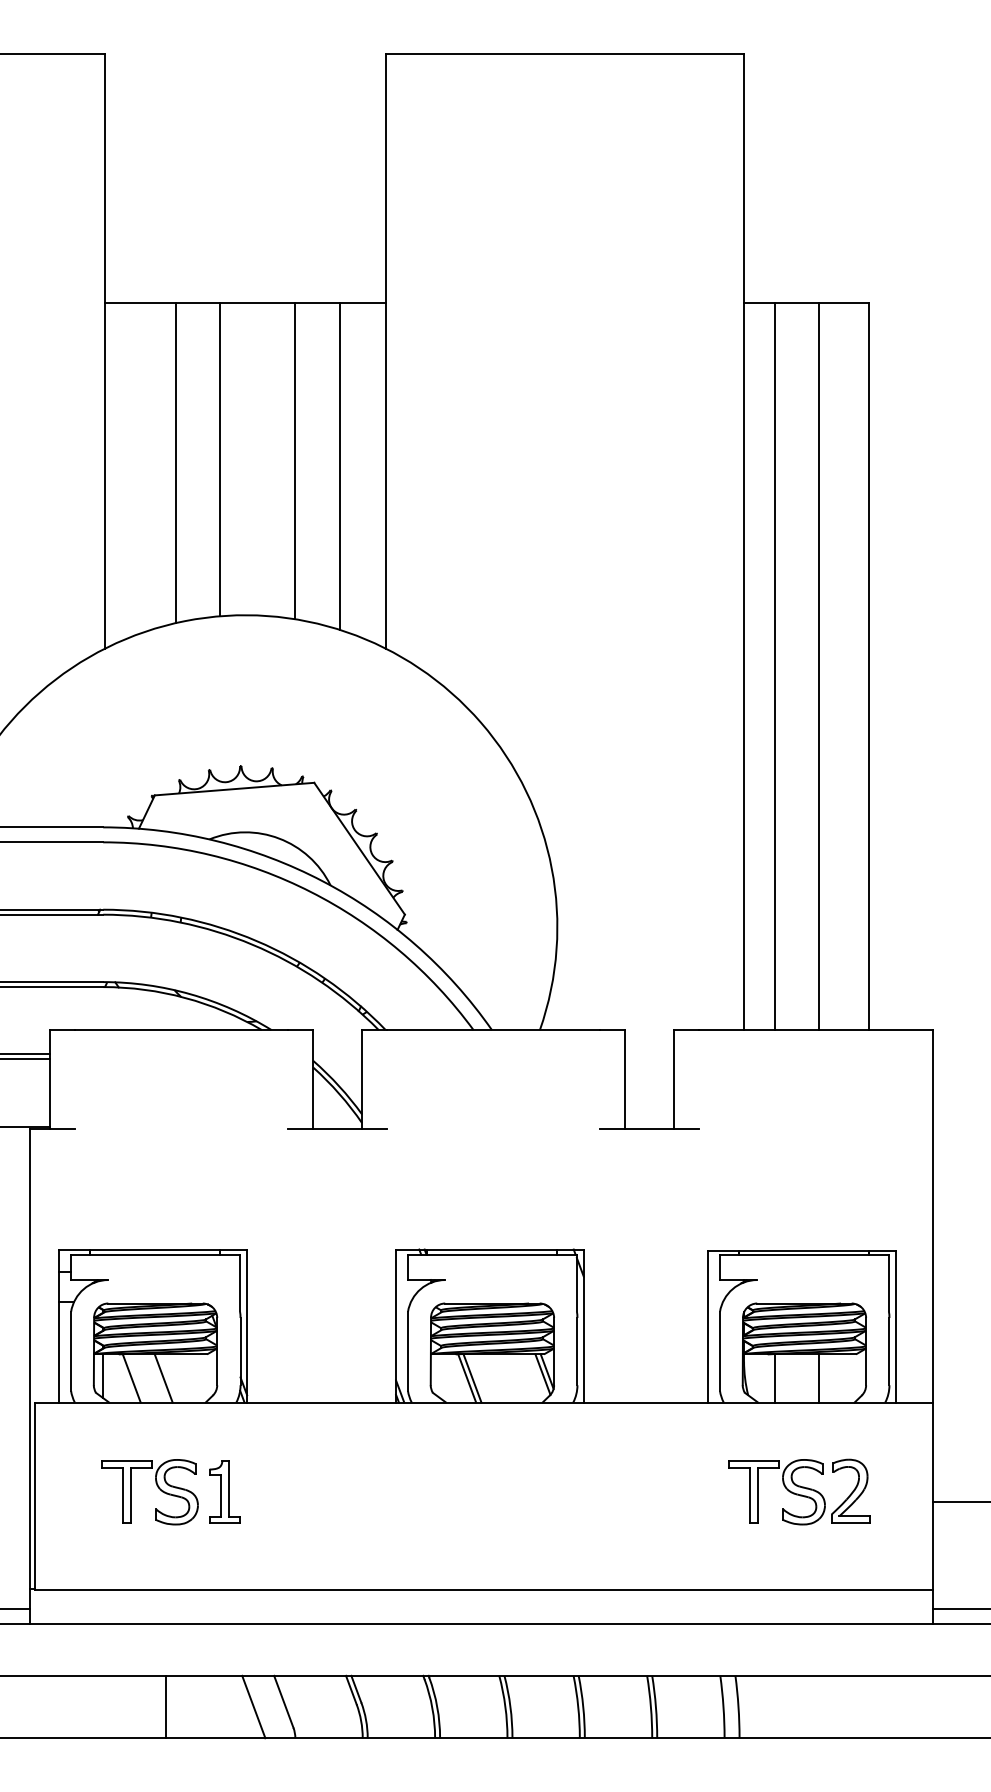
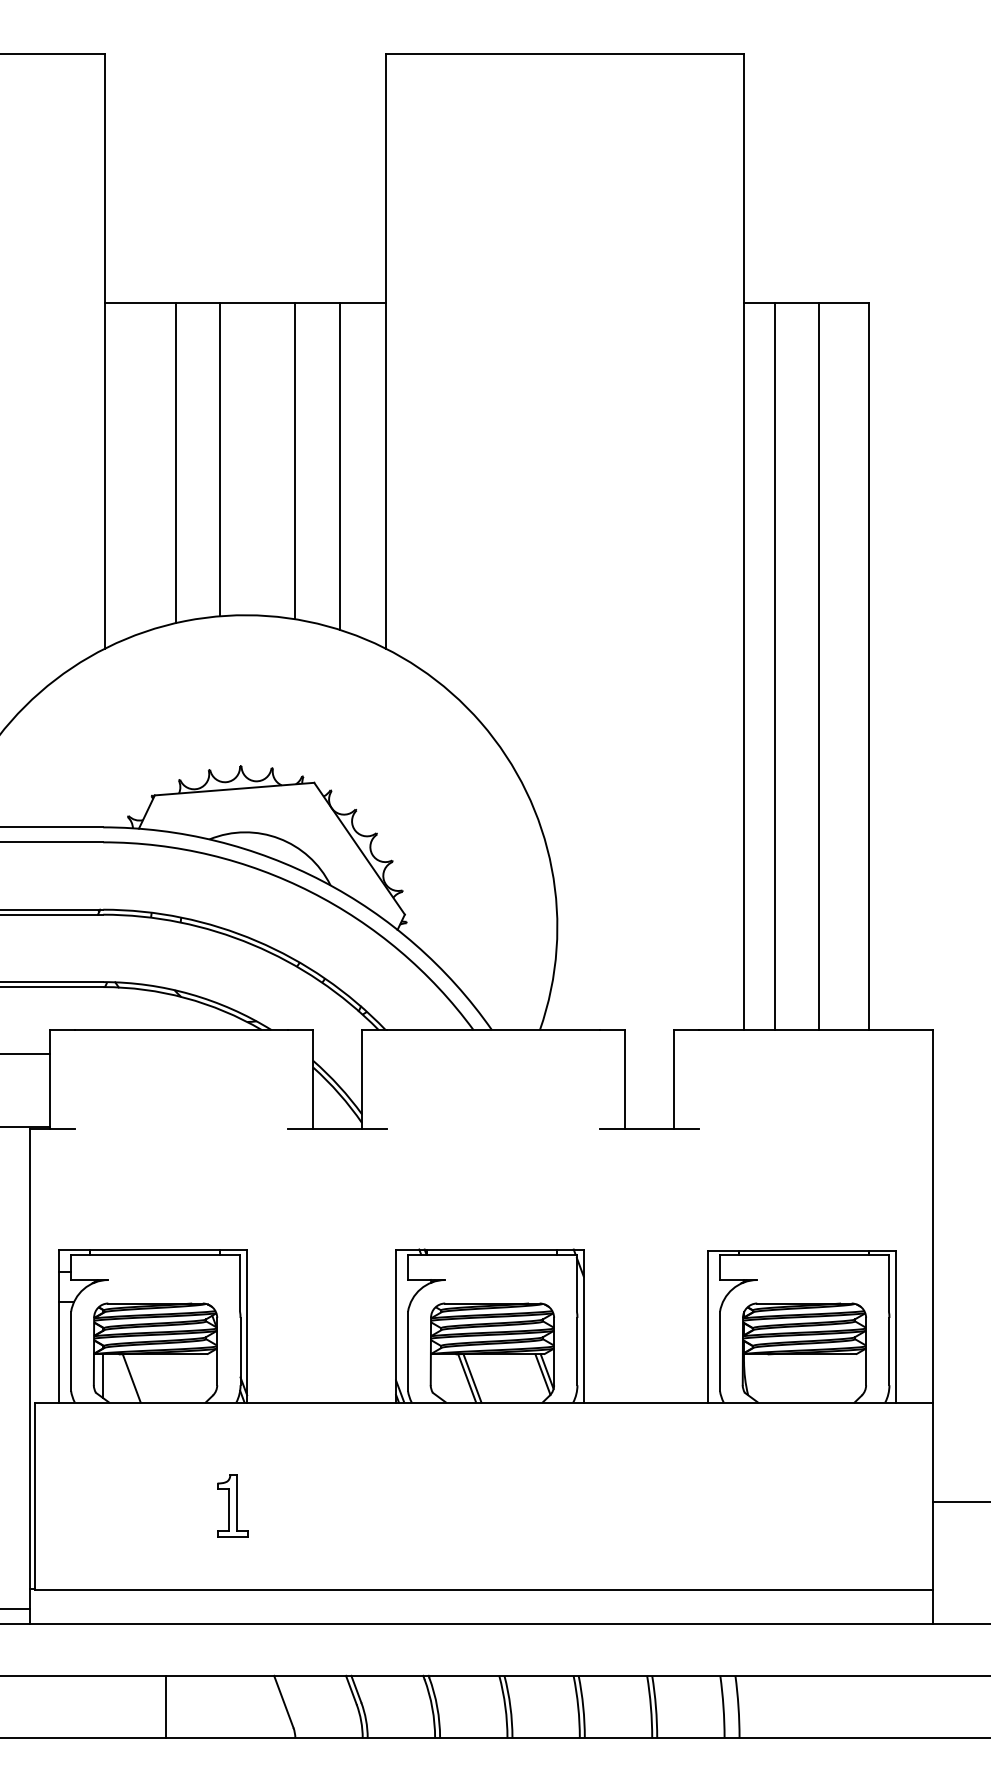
line: present -> none (26, 1059)
line: present -> none (163, 1378)
line: present -> none (774, 1378)
line: present -> none (819, 1378)
part: present -> none (157, 1487)
part position: (224, 1491) -> (232, 1505) (232, 1505)
part: present -> none (799, 1491)
line: present -> none (960, 1608)
line: present -> none (253, 1706)
